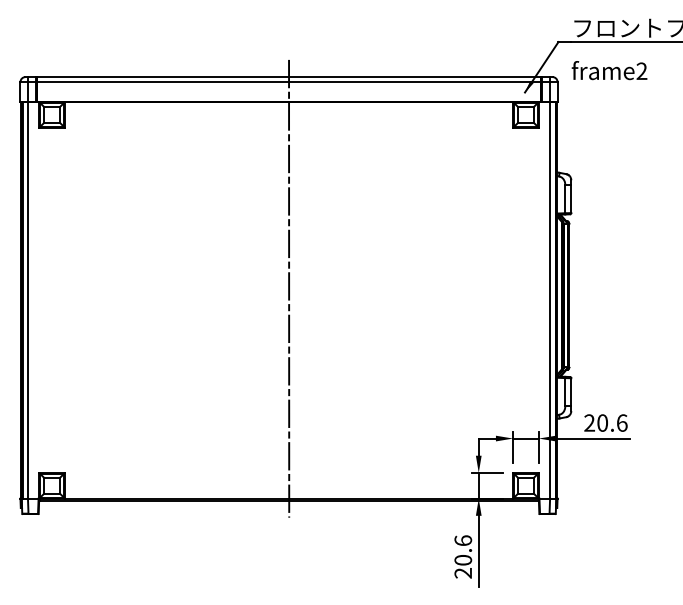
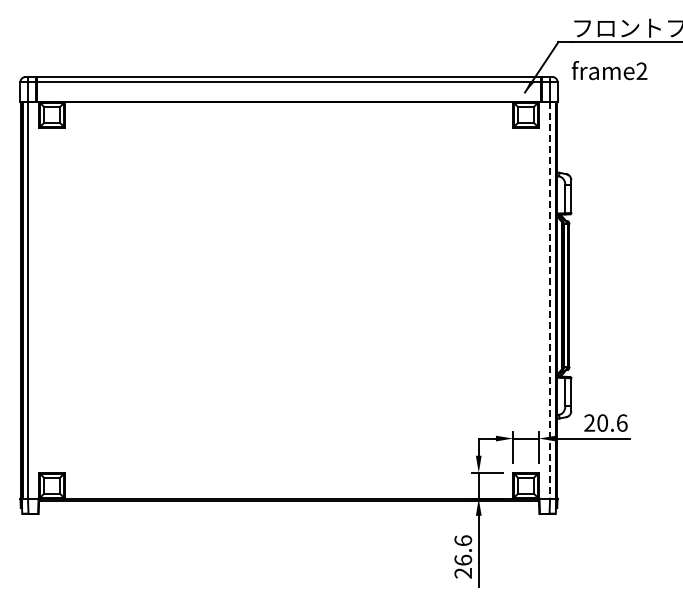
line: present -> none (289, 288)
line: solid -> dashed (549, 300)
text: 20.6 -> 26.6 (462, 559)
